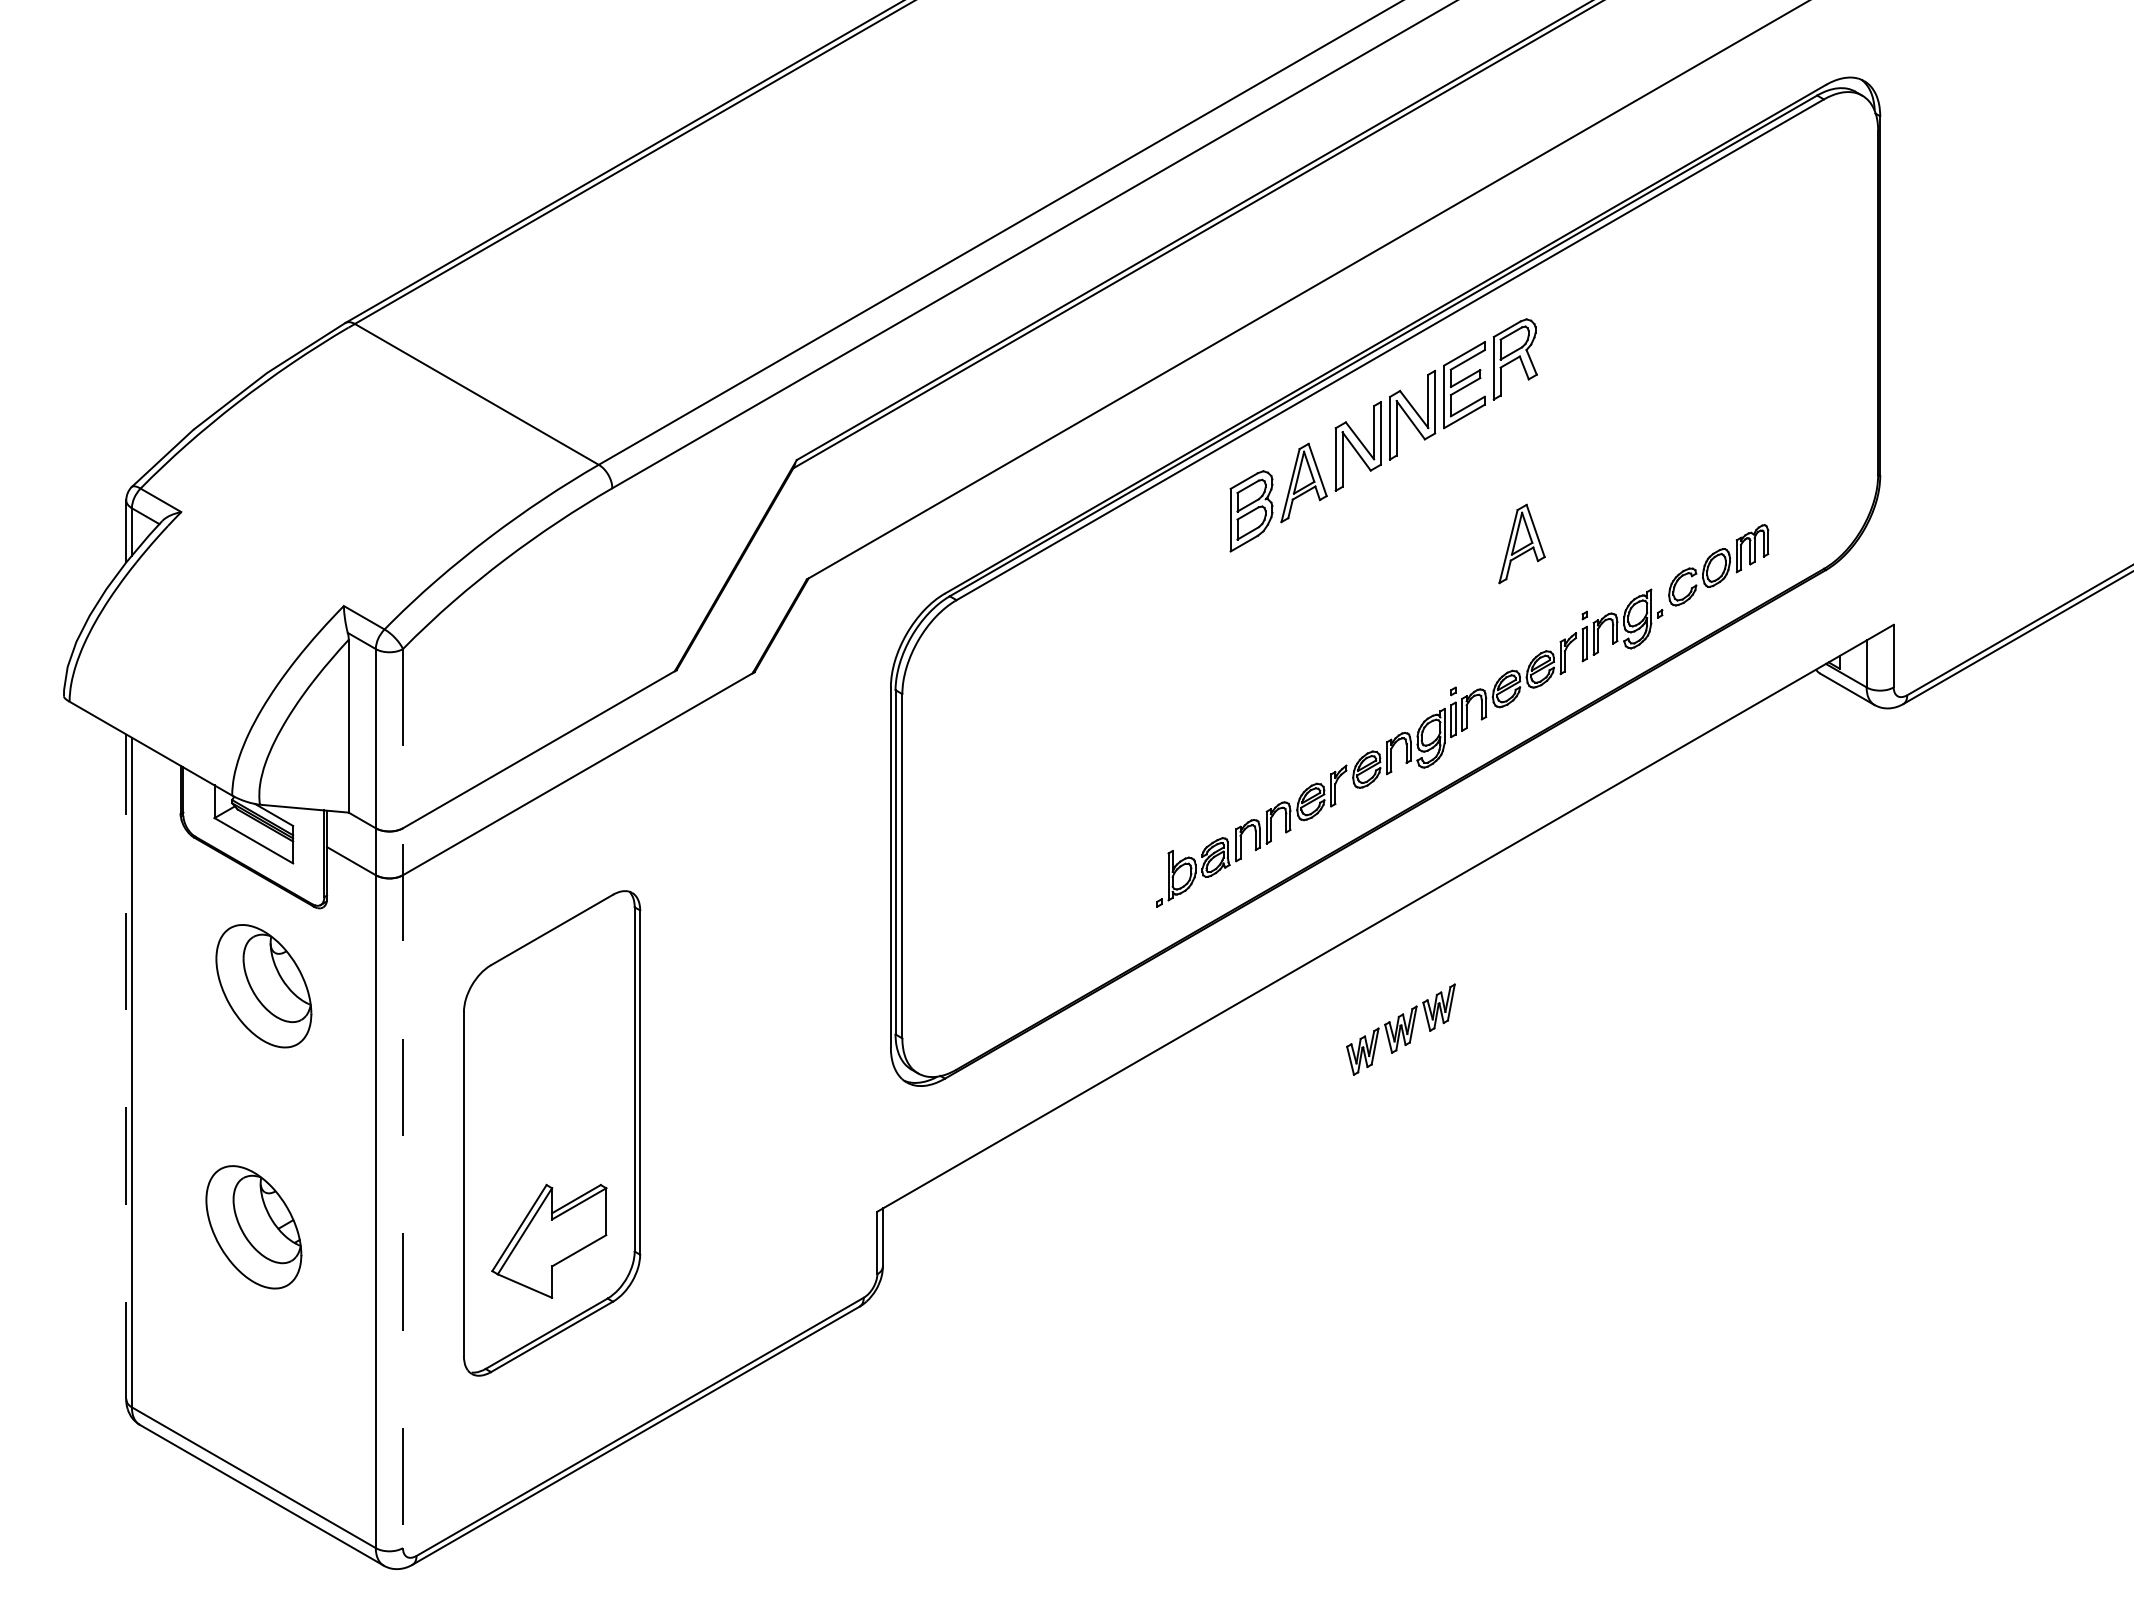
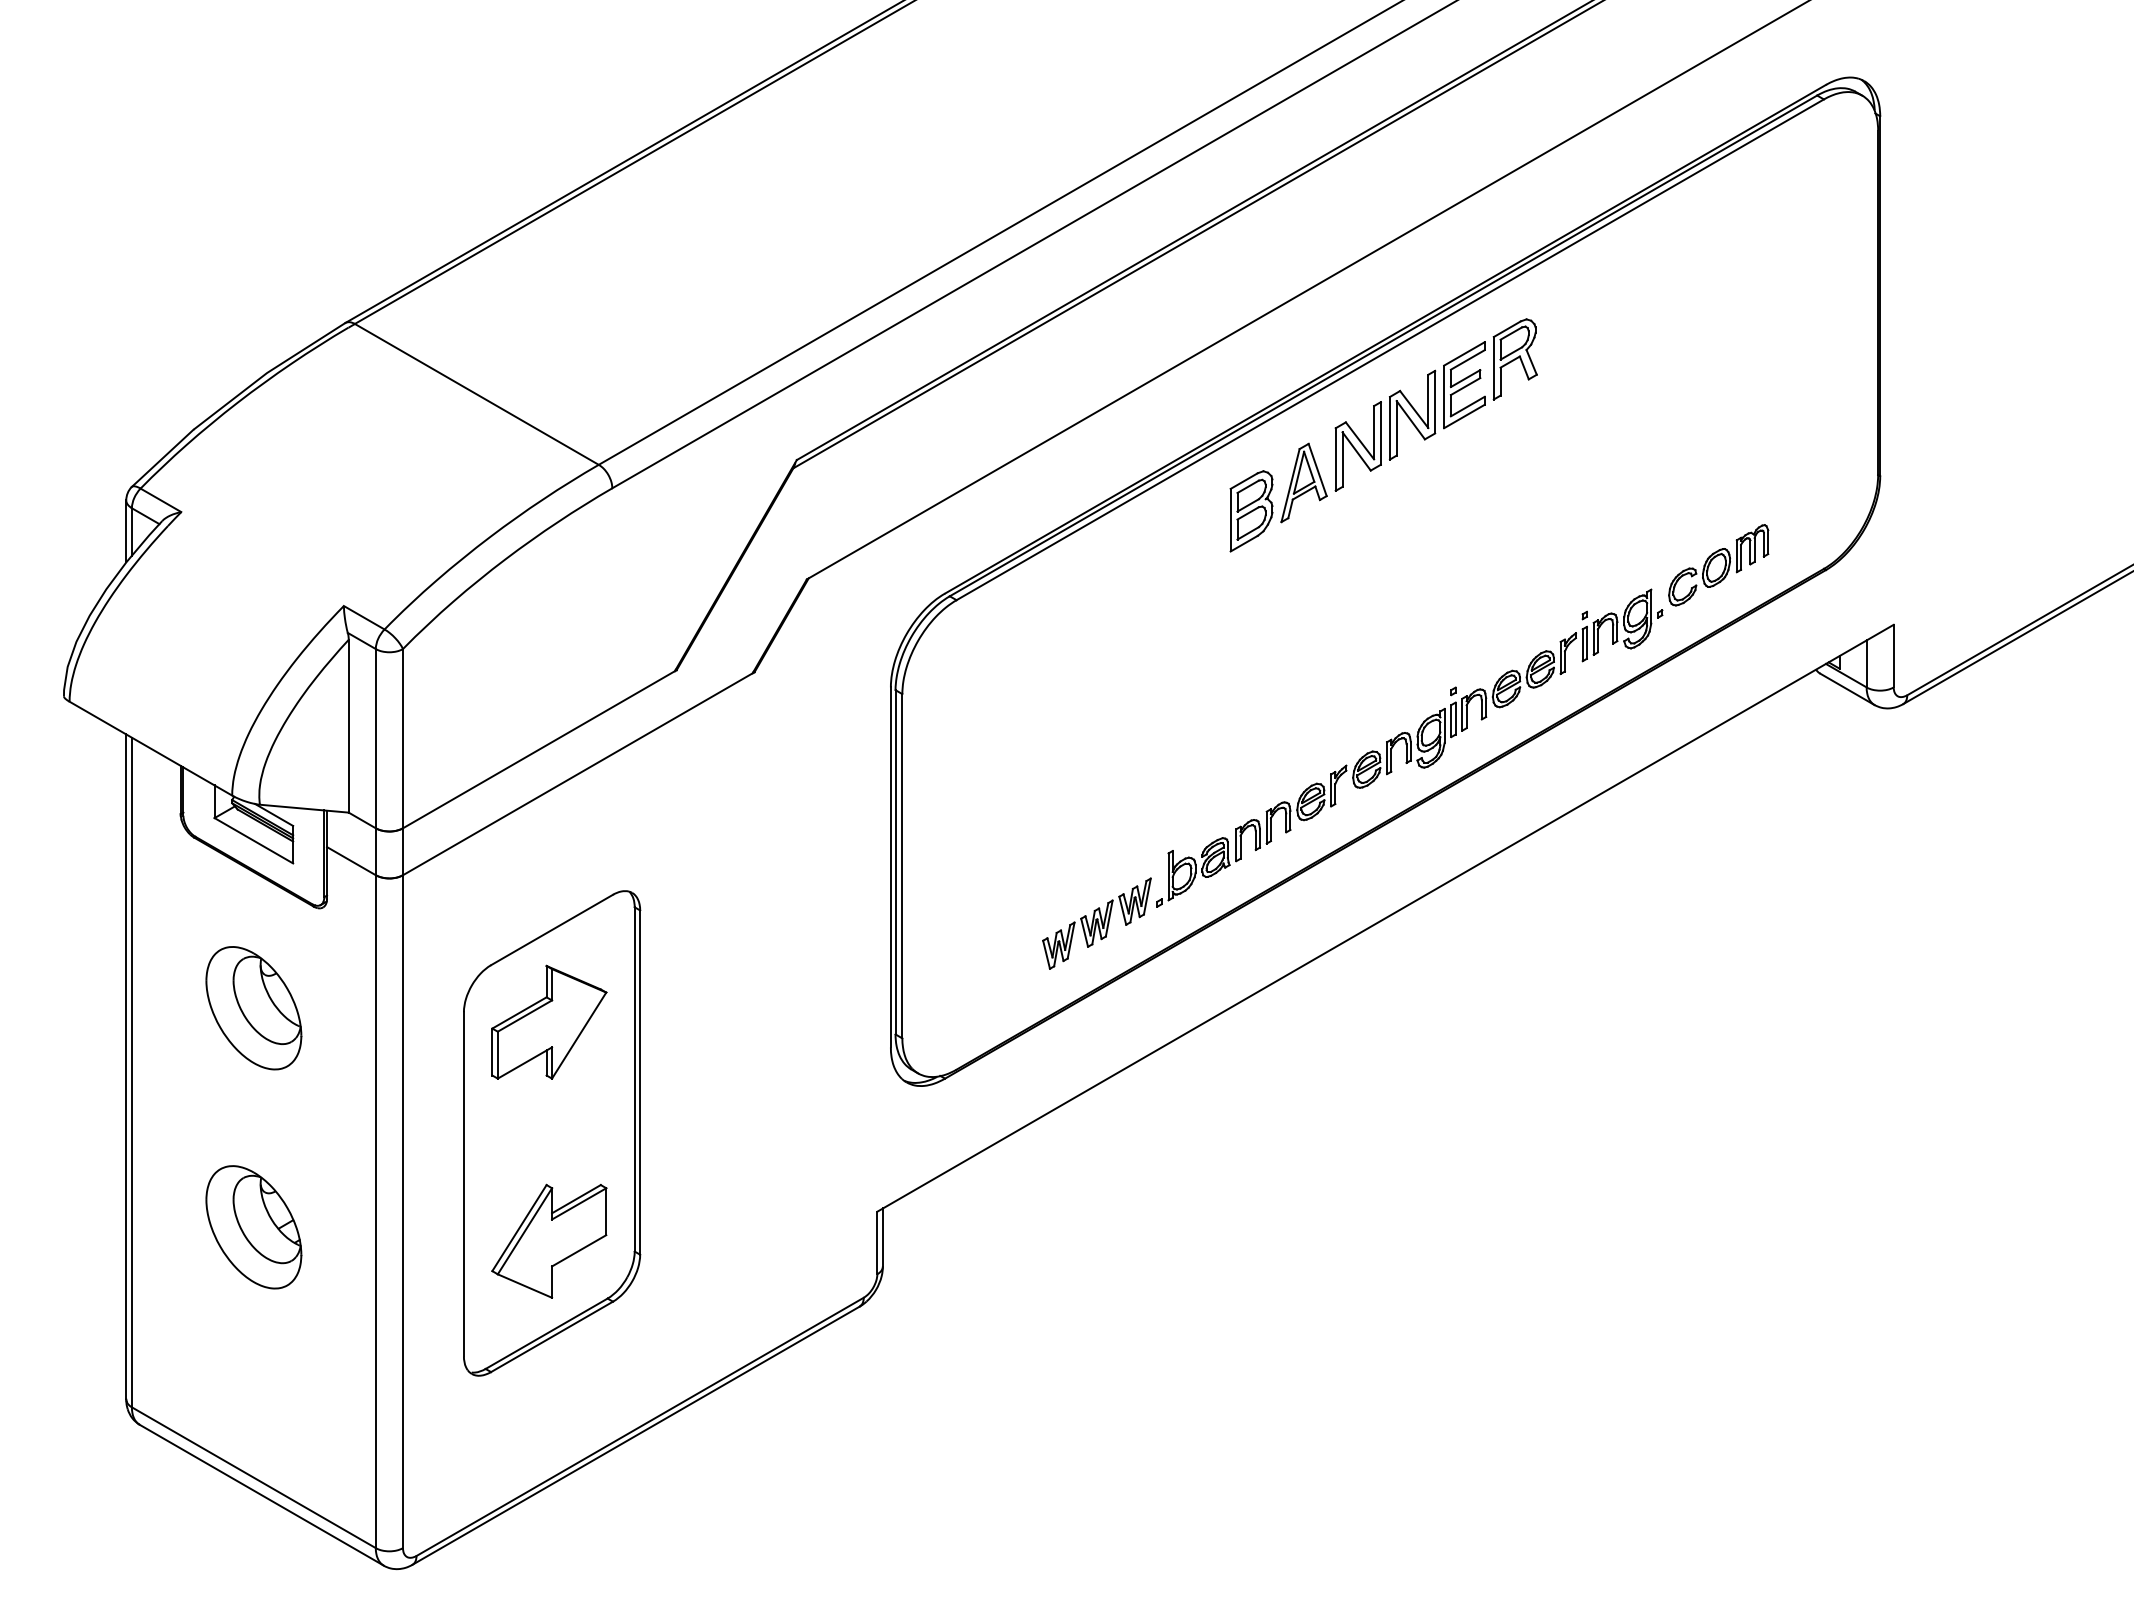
part: present -> none (1521, 543)
part position: (263, 986) -> (253, 1008) (253, 1008)
part: none -> present (549, 1021)
part position: (1400, 1029) -> (1096, 923) (1096, 923)
line: dashed -> solid (126, 1066)
line: dashed -> solid (402, 1098)
